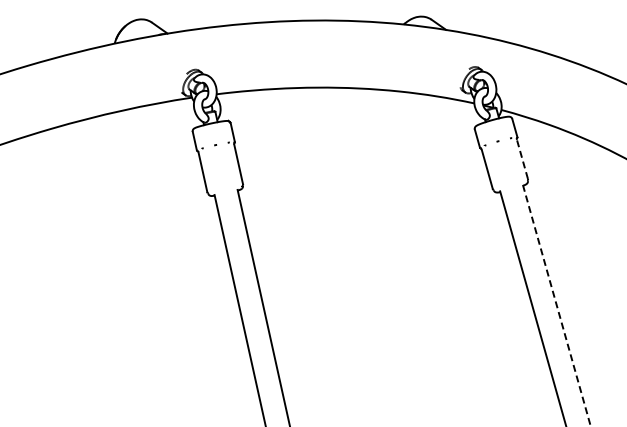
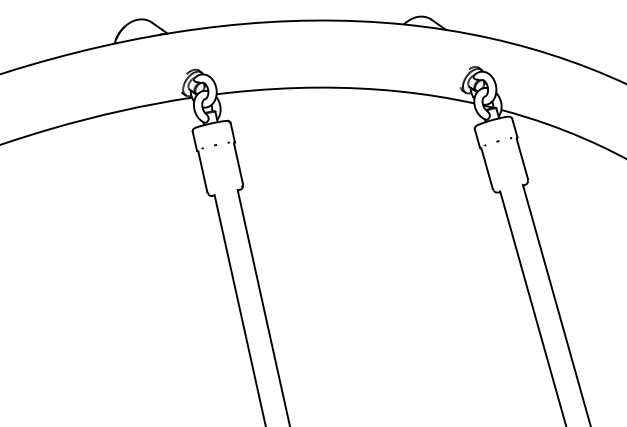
line: dashed -> solid (522, 158)
line: dashed -> solid (556, 306)
